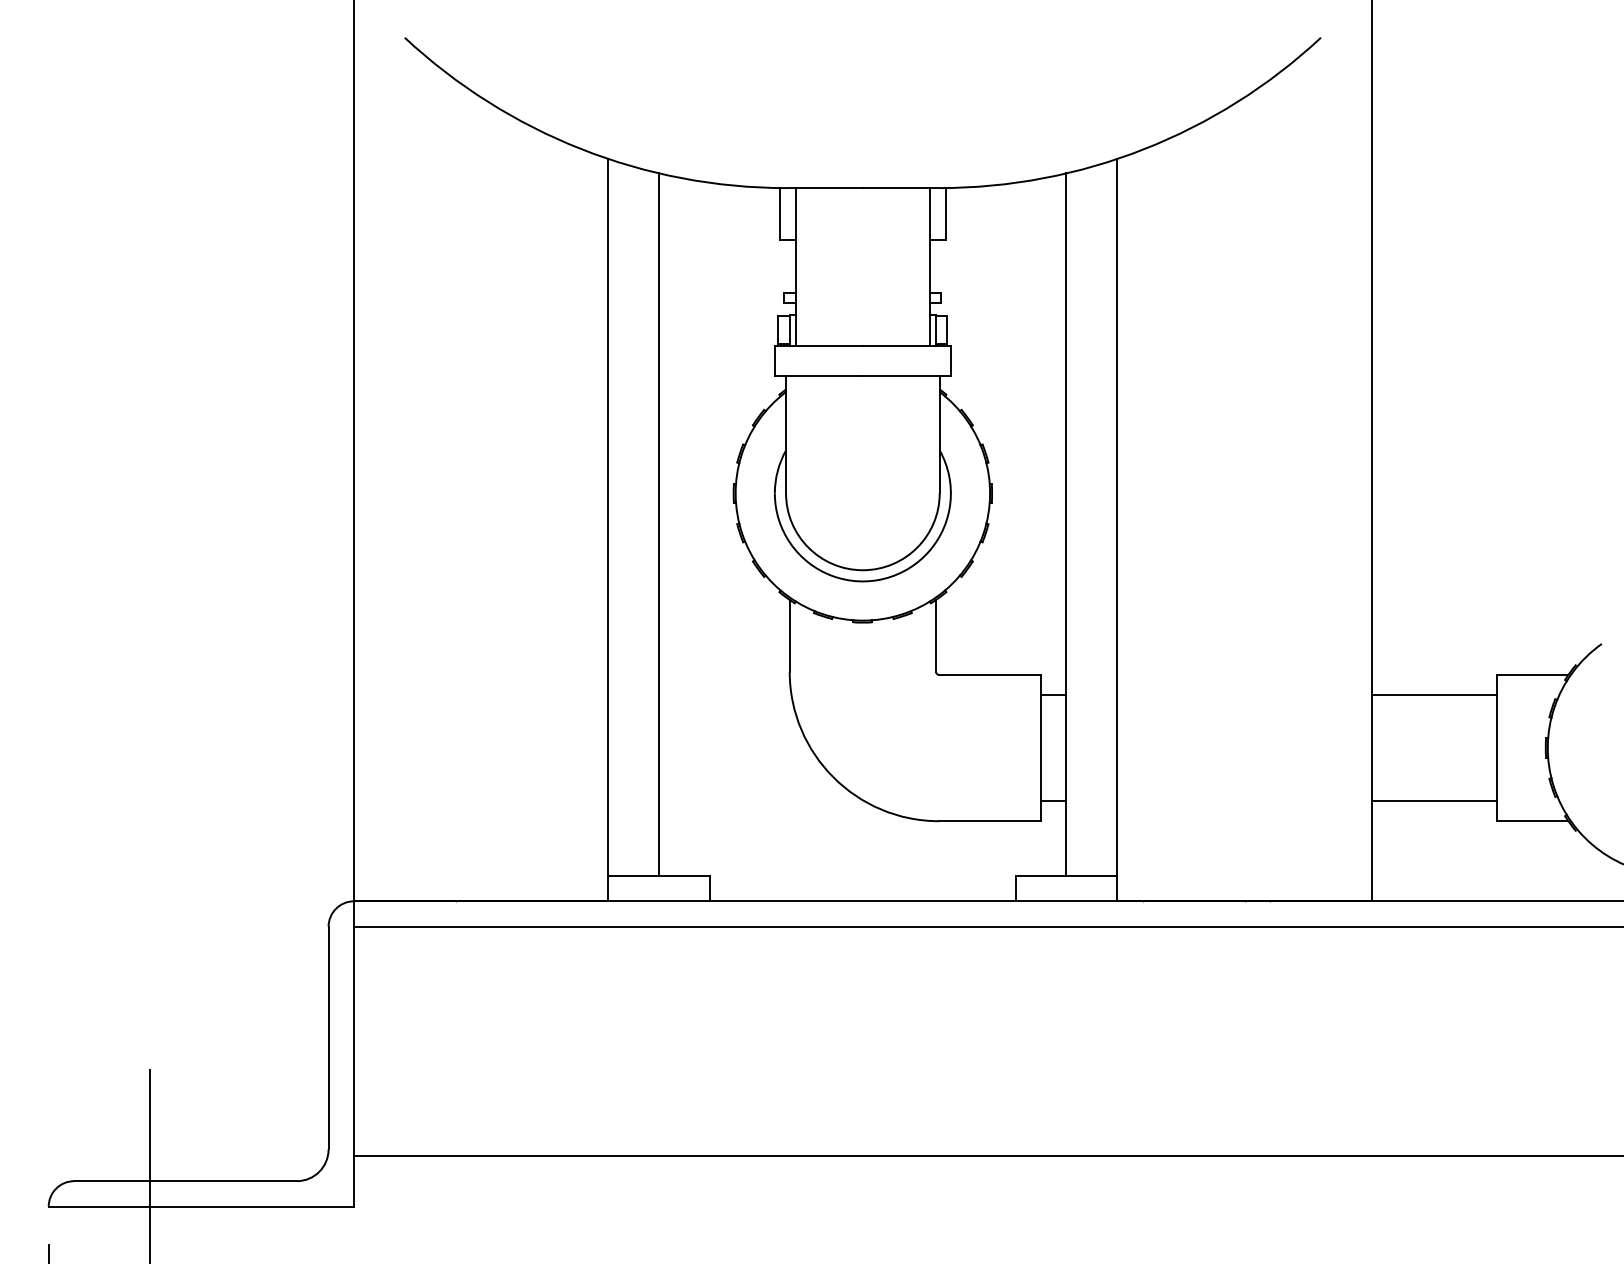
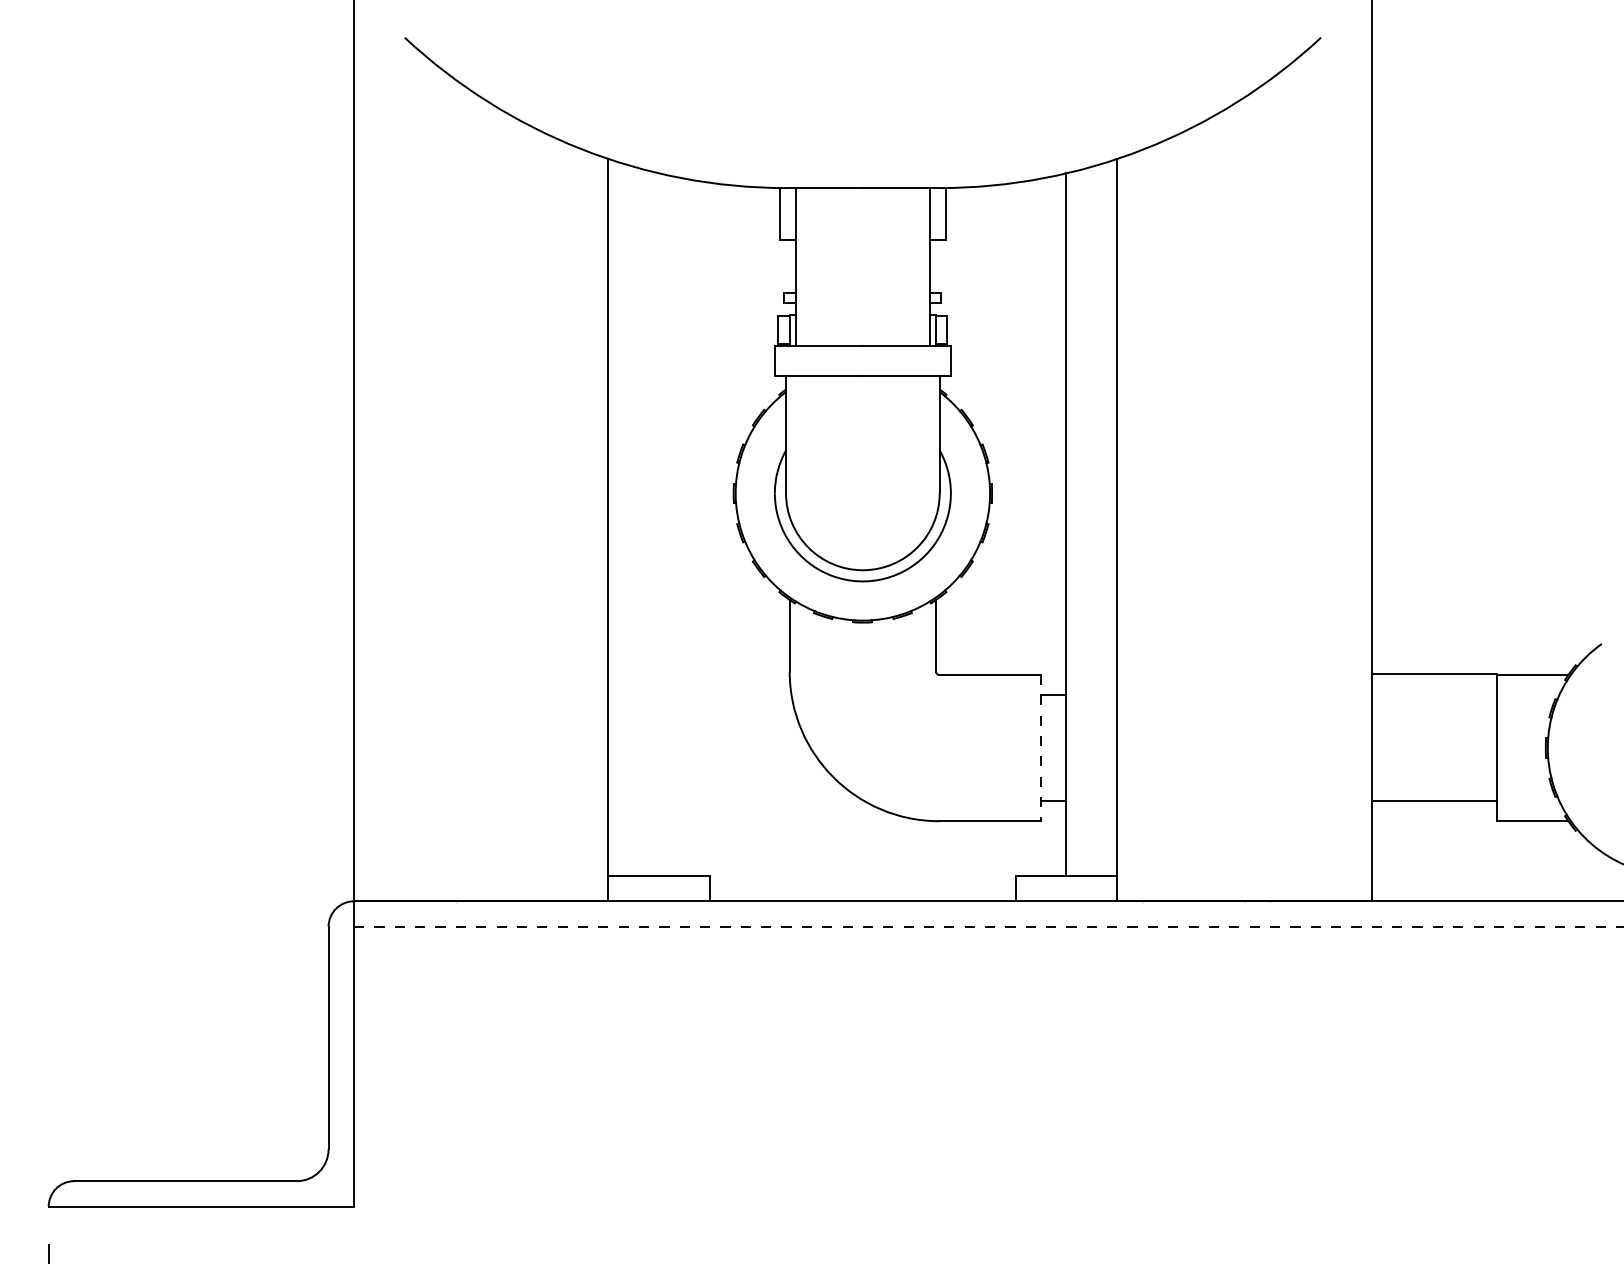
line: present -> none (659, 524)
line position: (1433, 694) -> (1433, 673) (1433, 673)
line: solid -> dashed (1040, 748)
line: solid -> dashed (988, 926)
line: present -> none (987, 1155)
line: present -> none (150, 1164)
